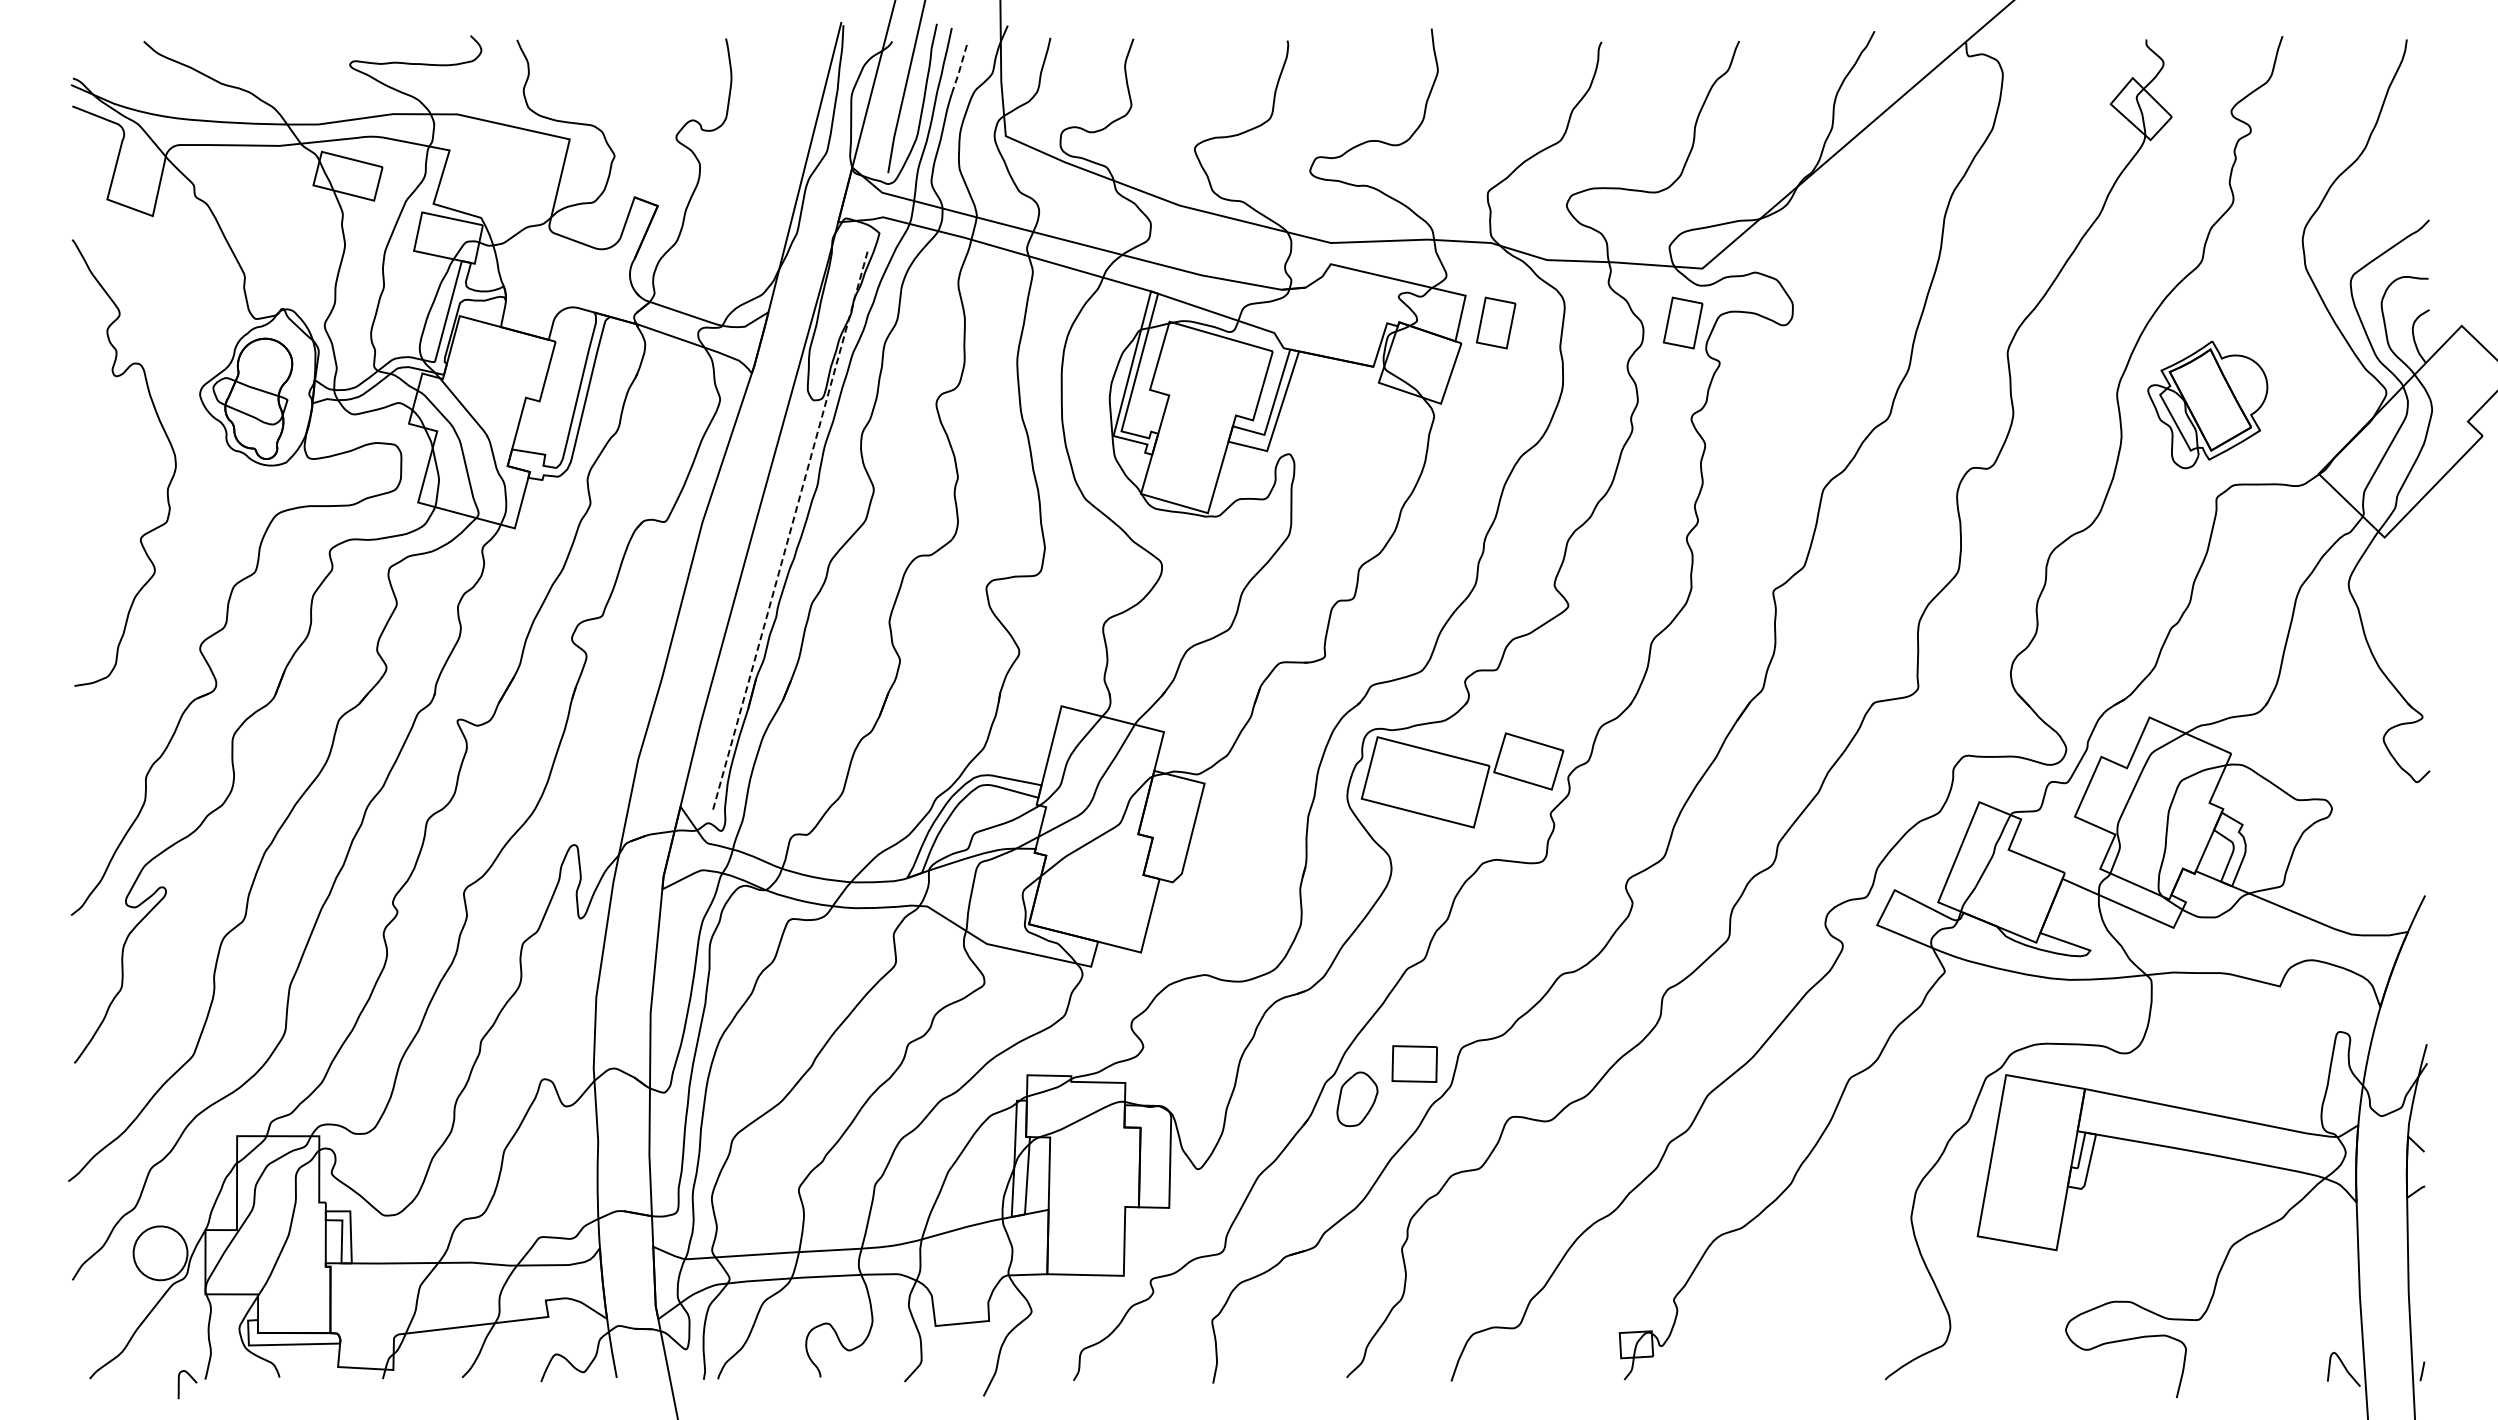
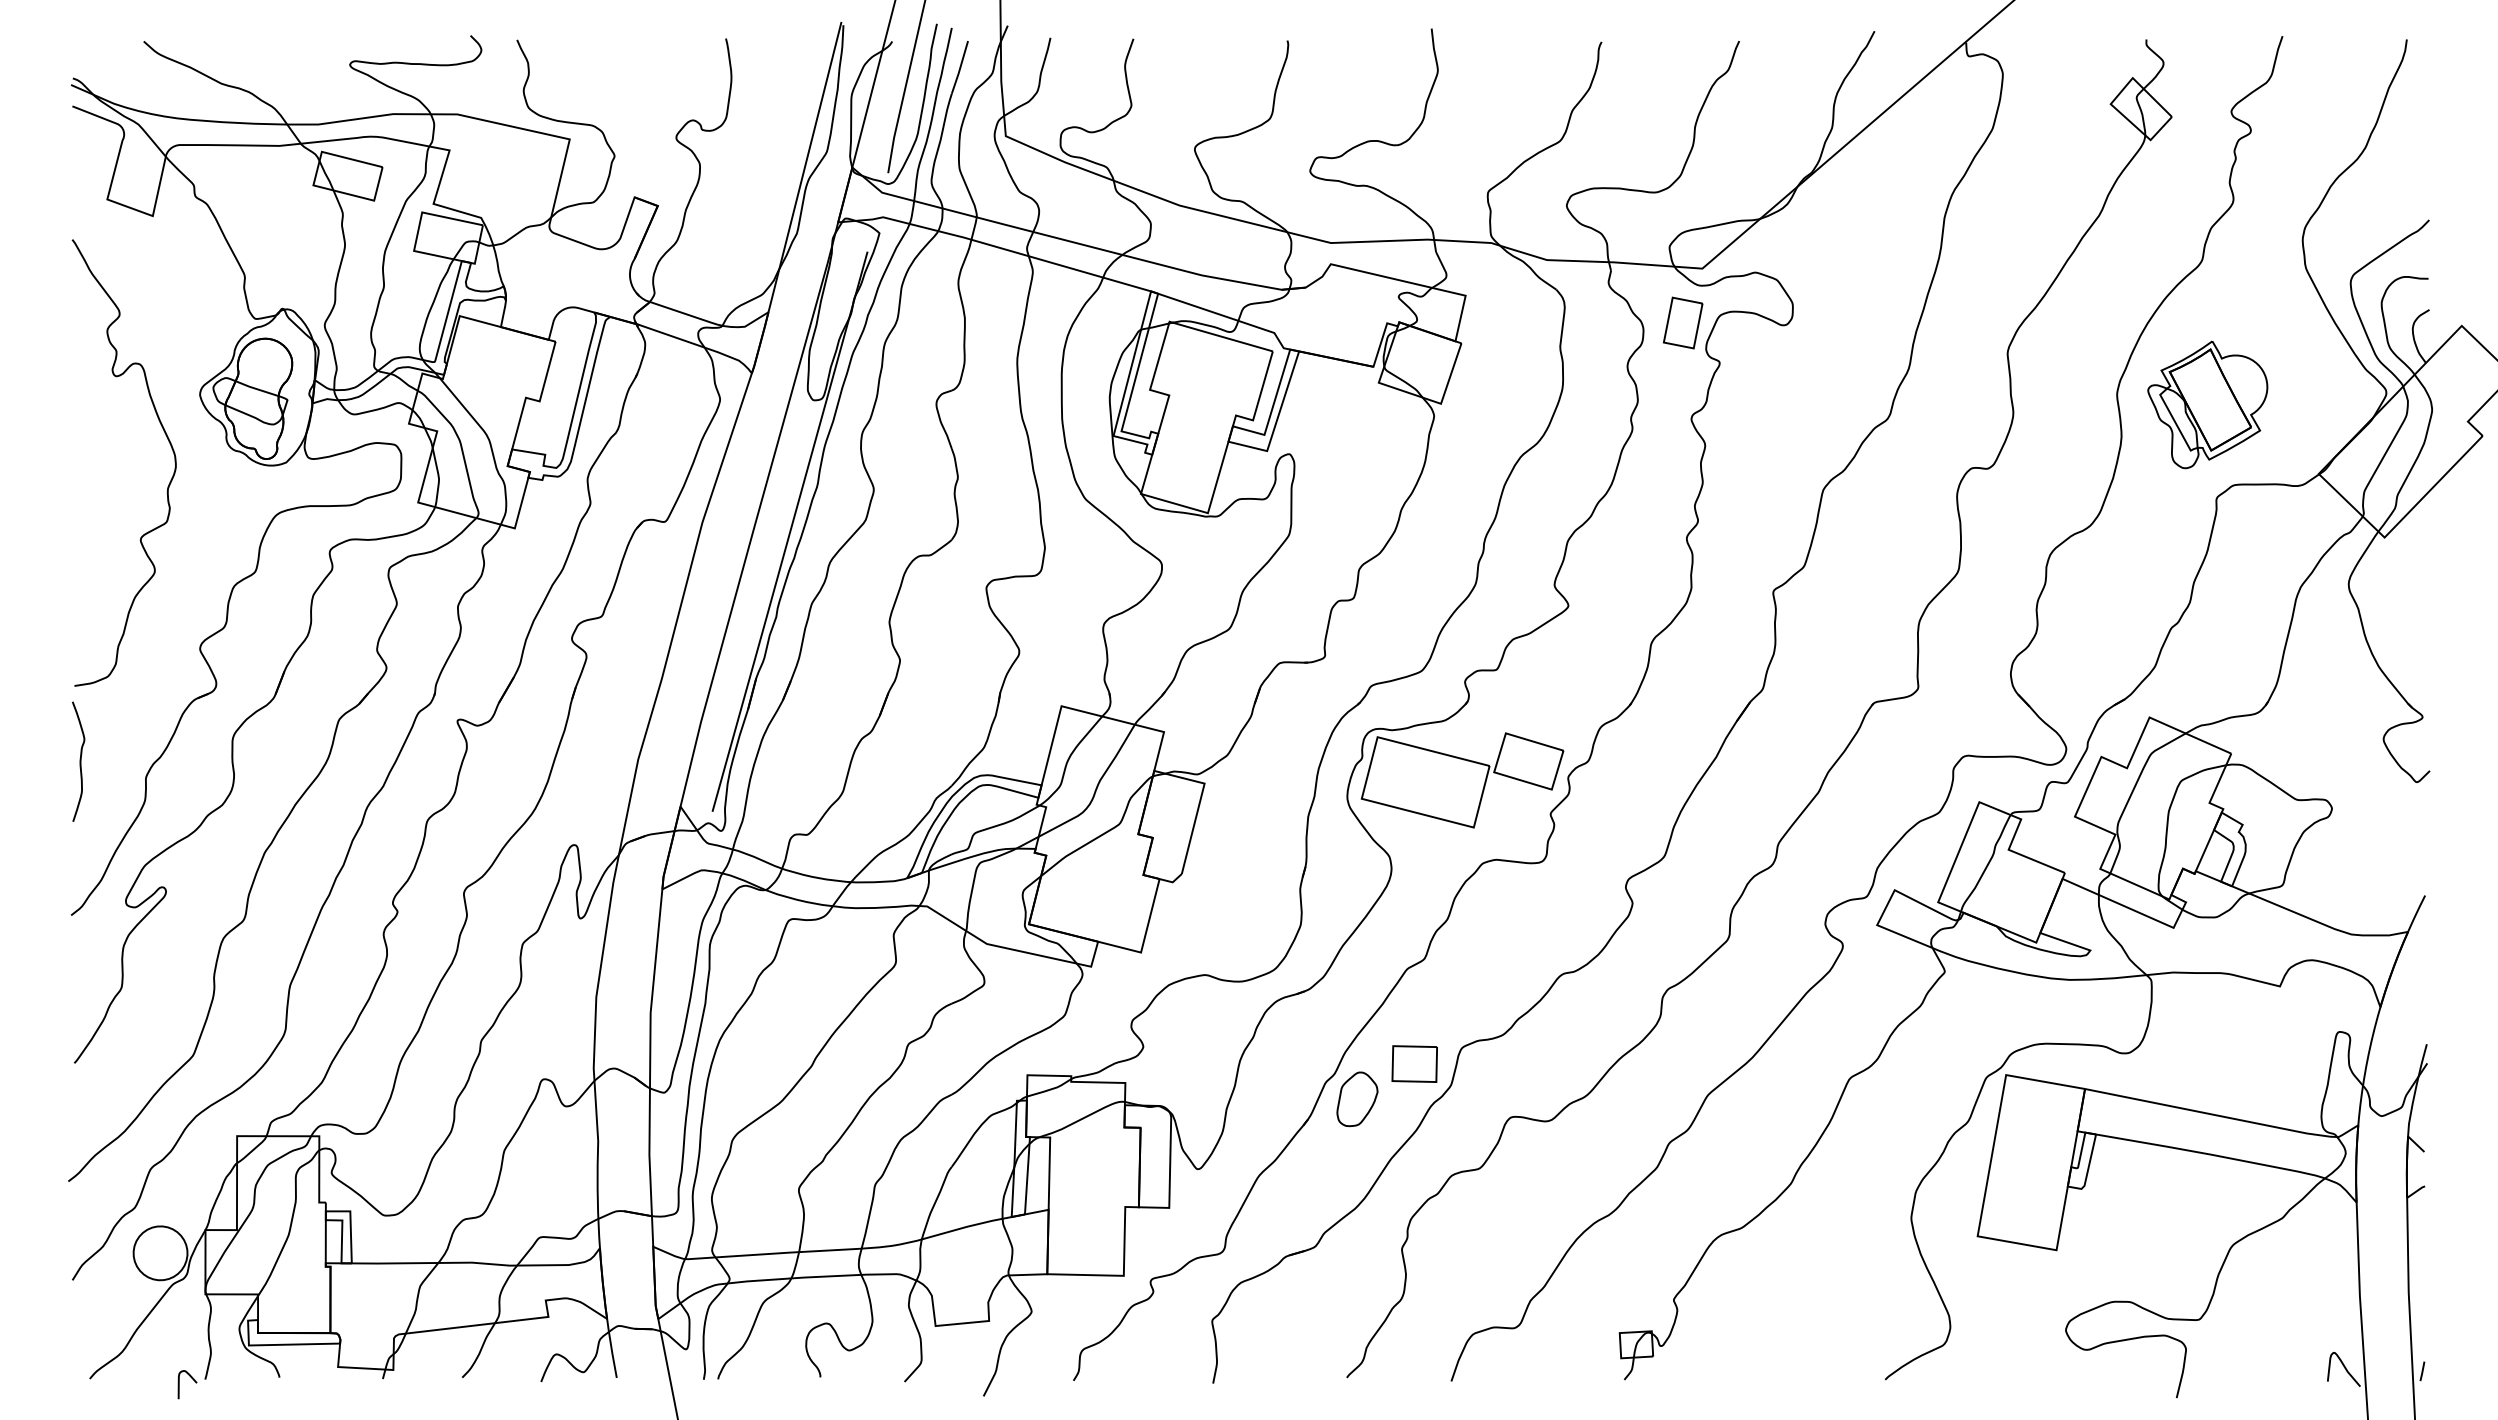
line: dashed -> solid (960, 67)
part: present -> none (1496, 322)
line: dashed -> solid (789, 532)
curve: none -> present (79, 761)
